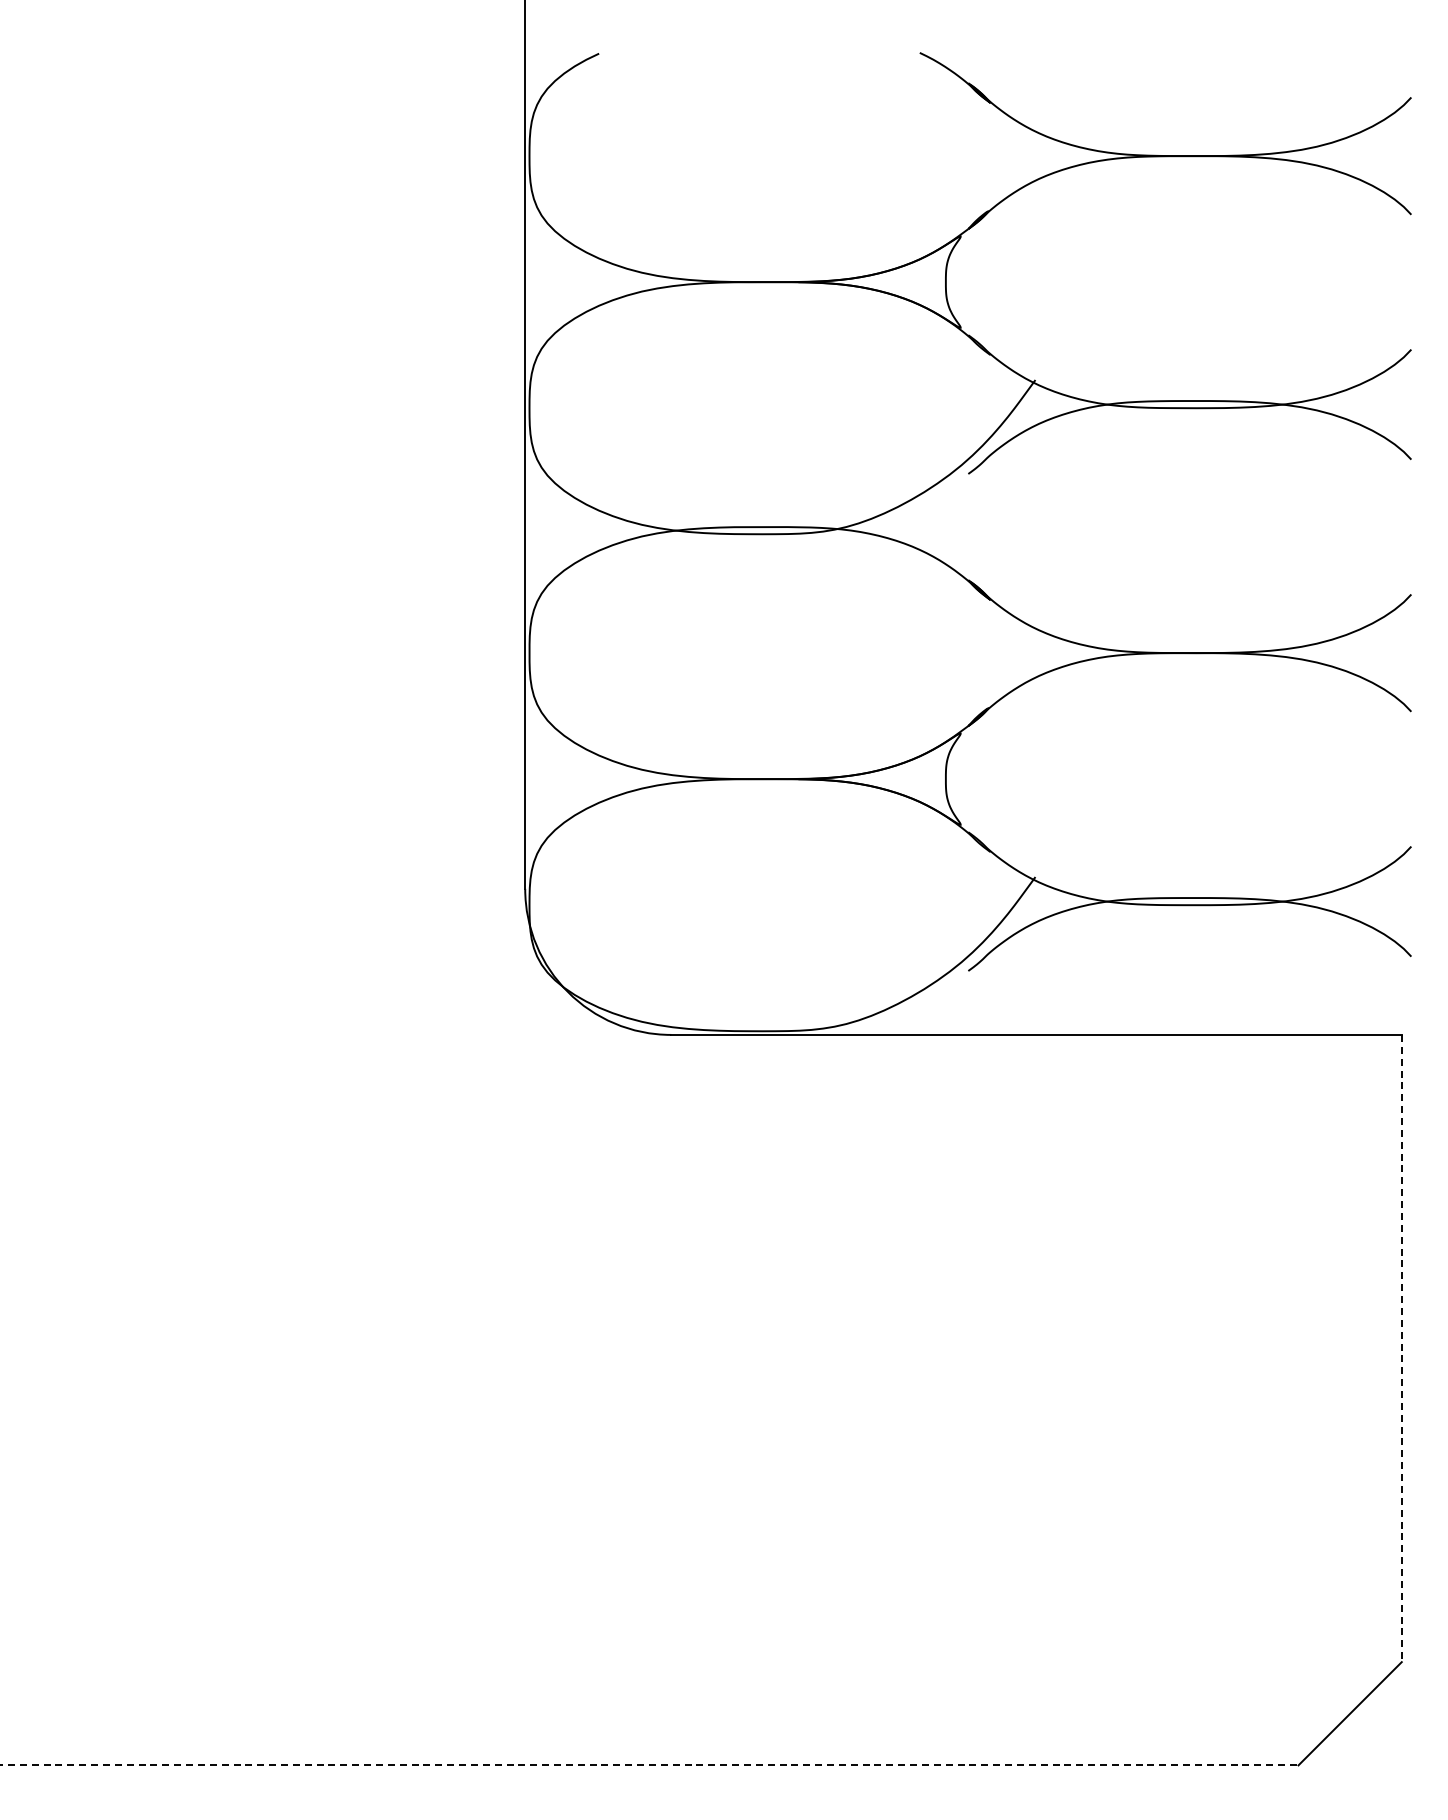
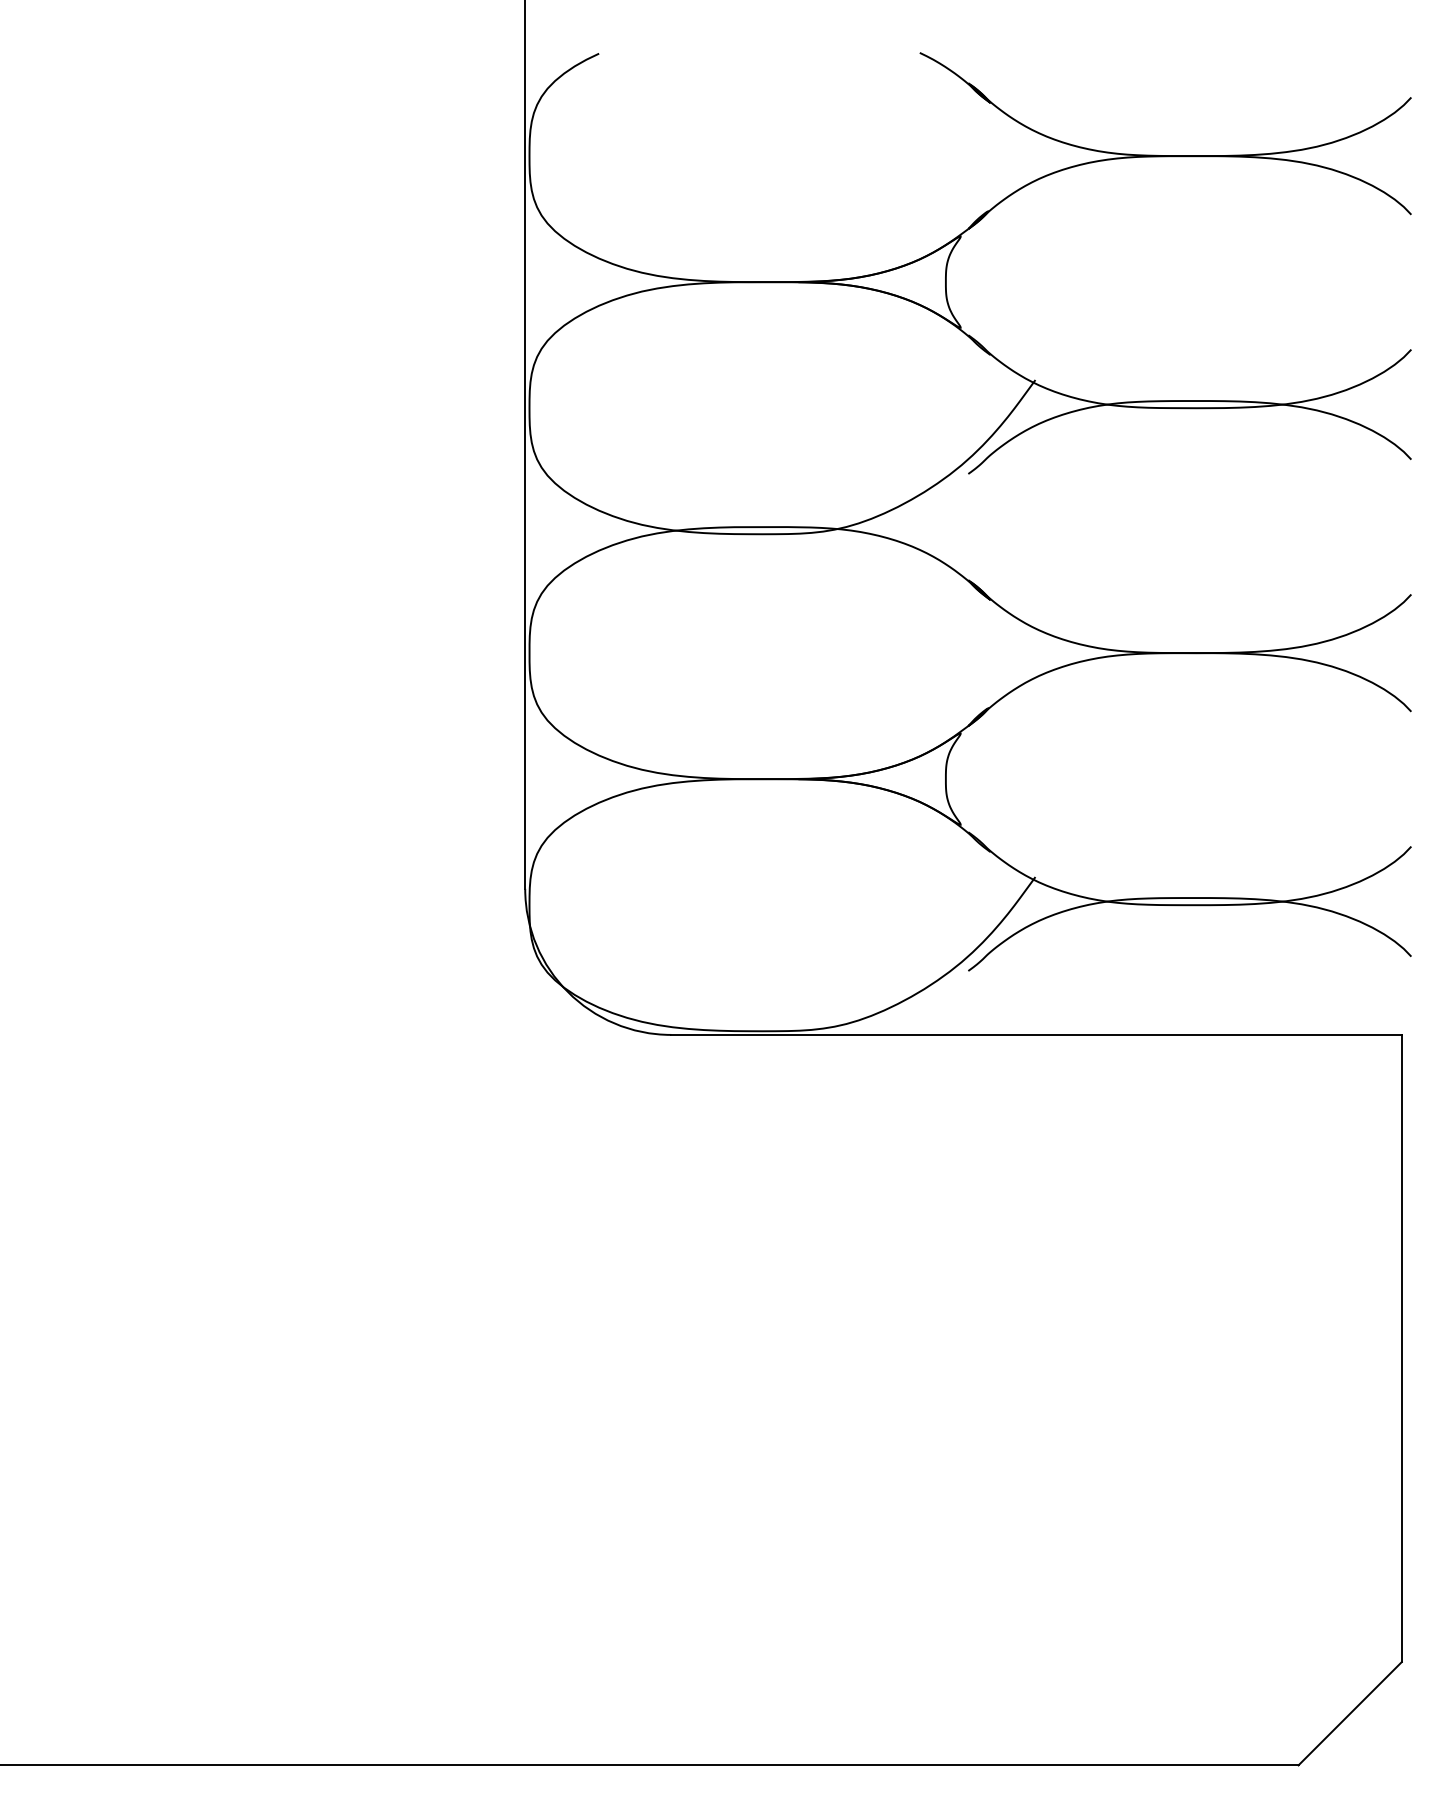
line: dashed -> solid (1401, 1348)
line: dashed -> solid (649, 1765)
